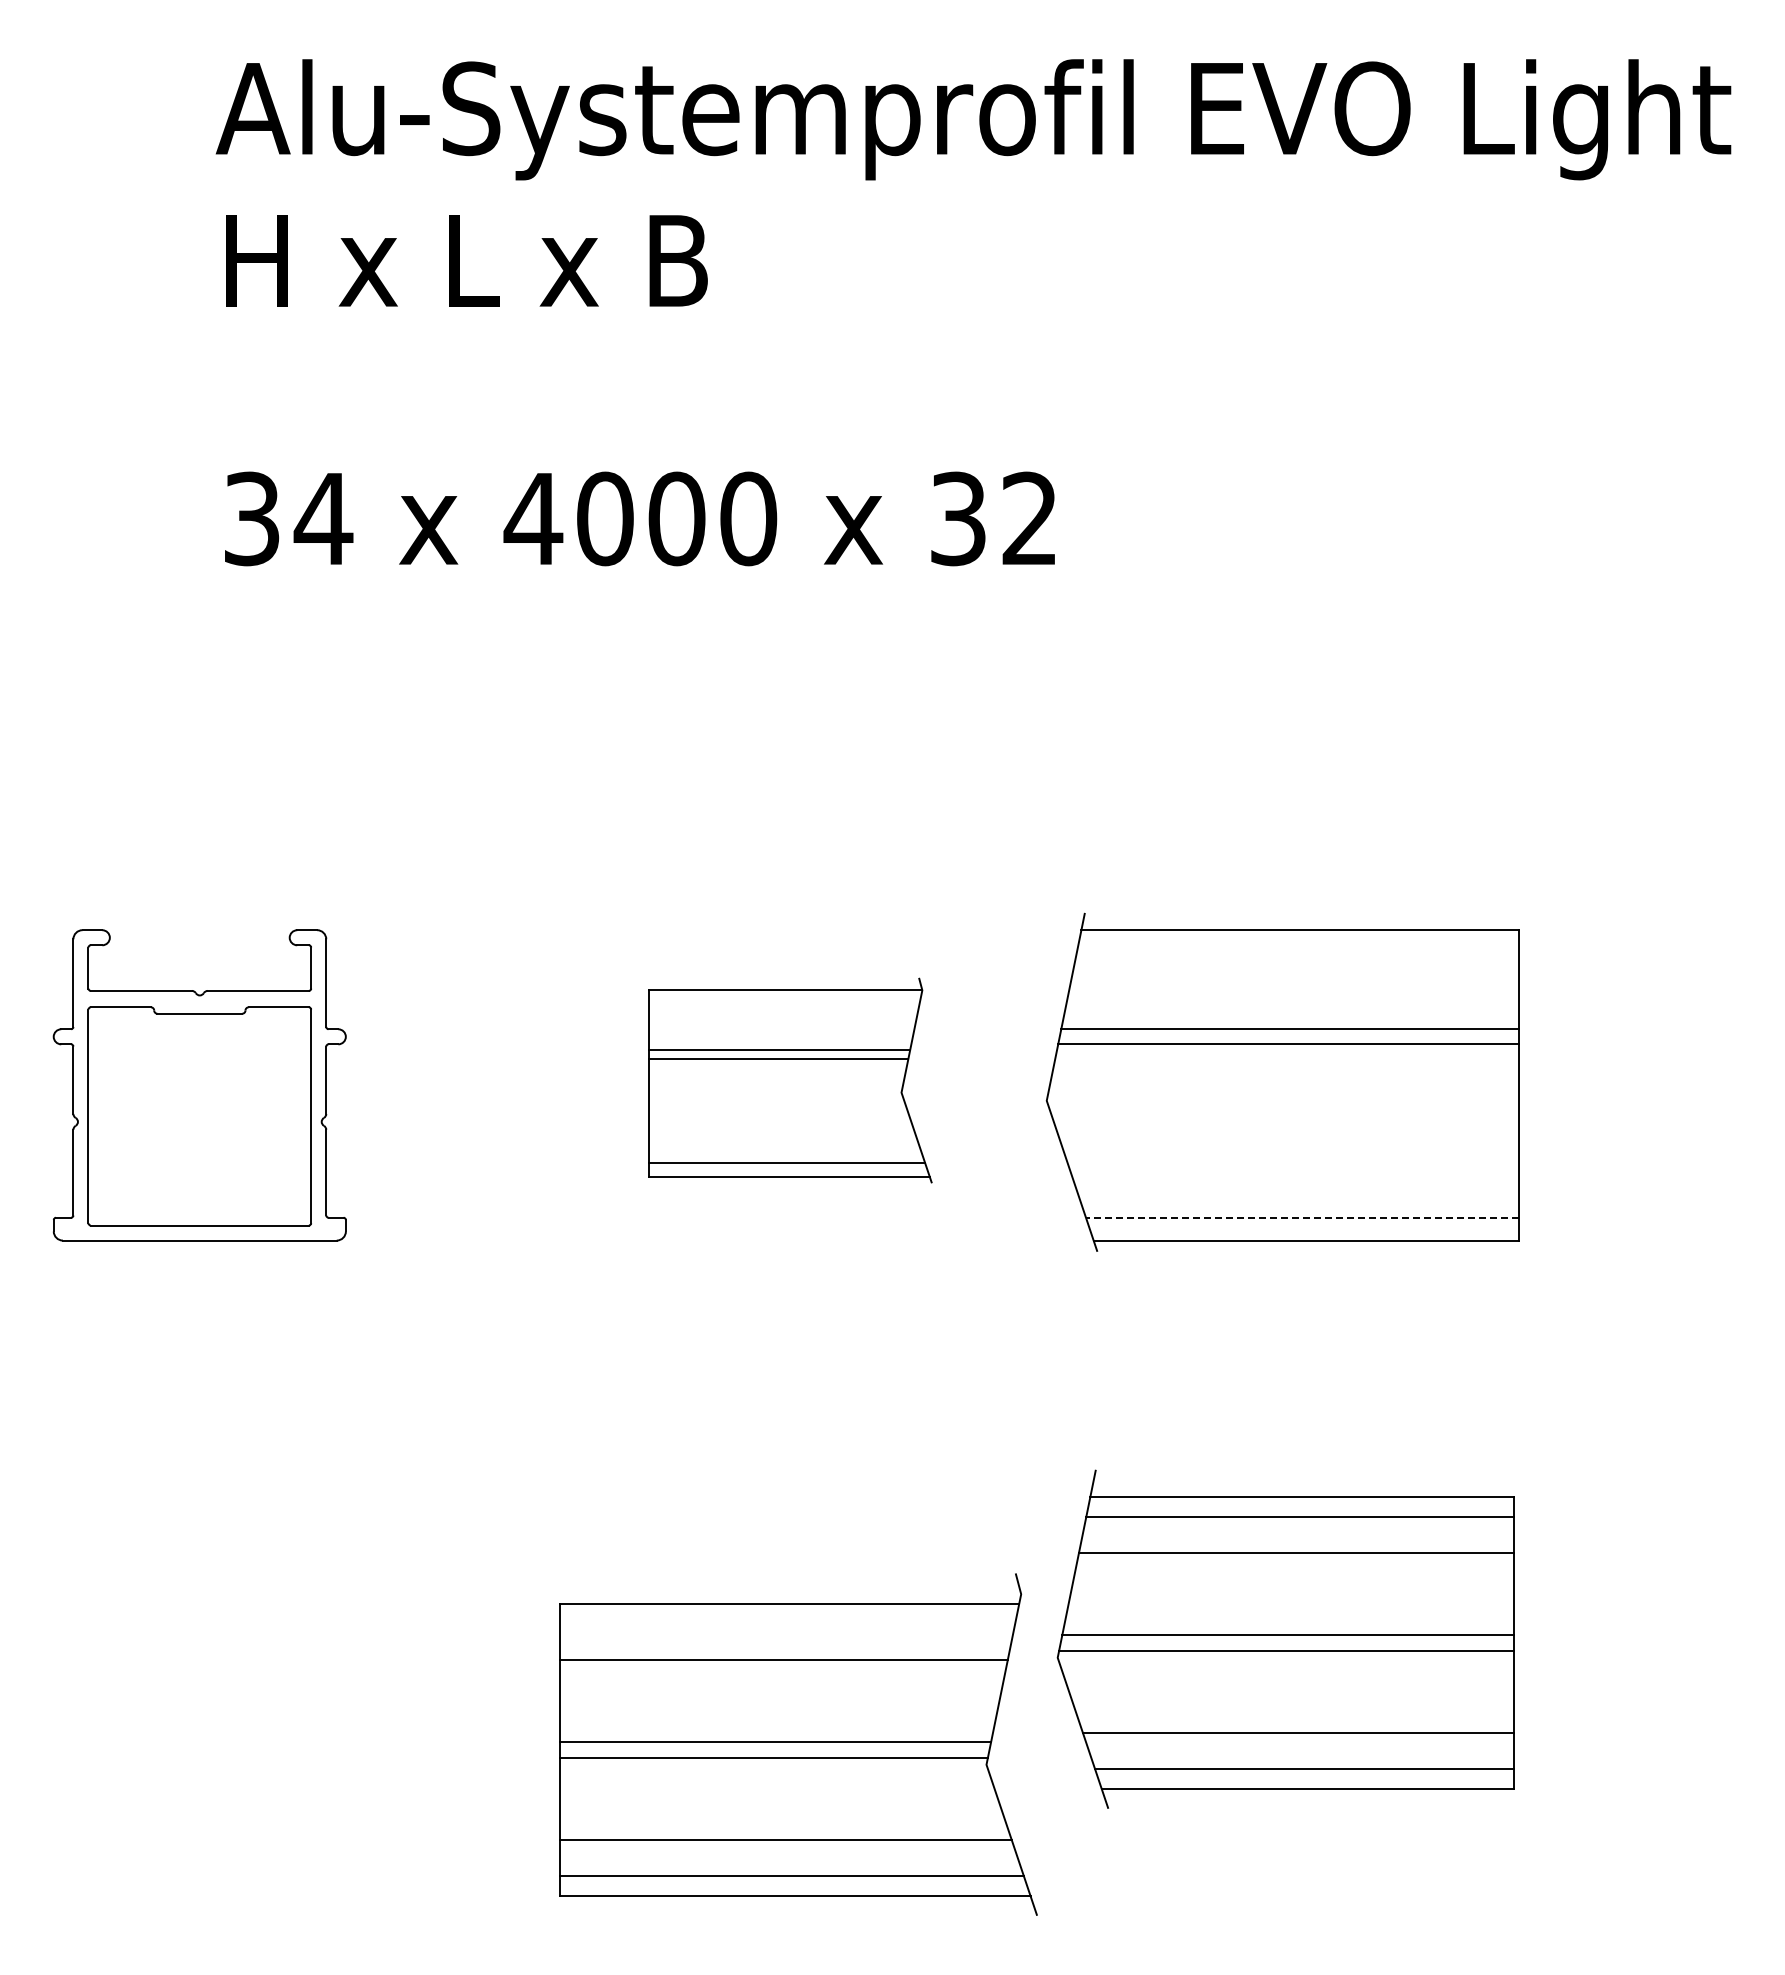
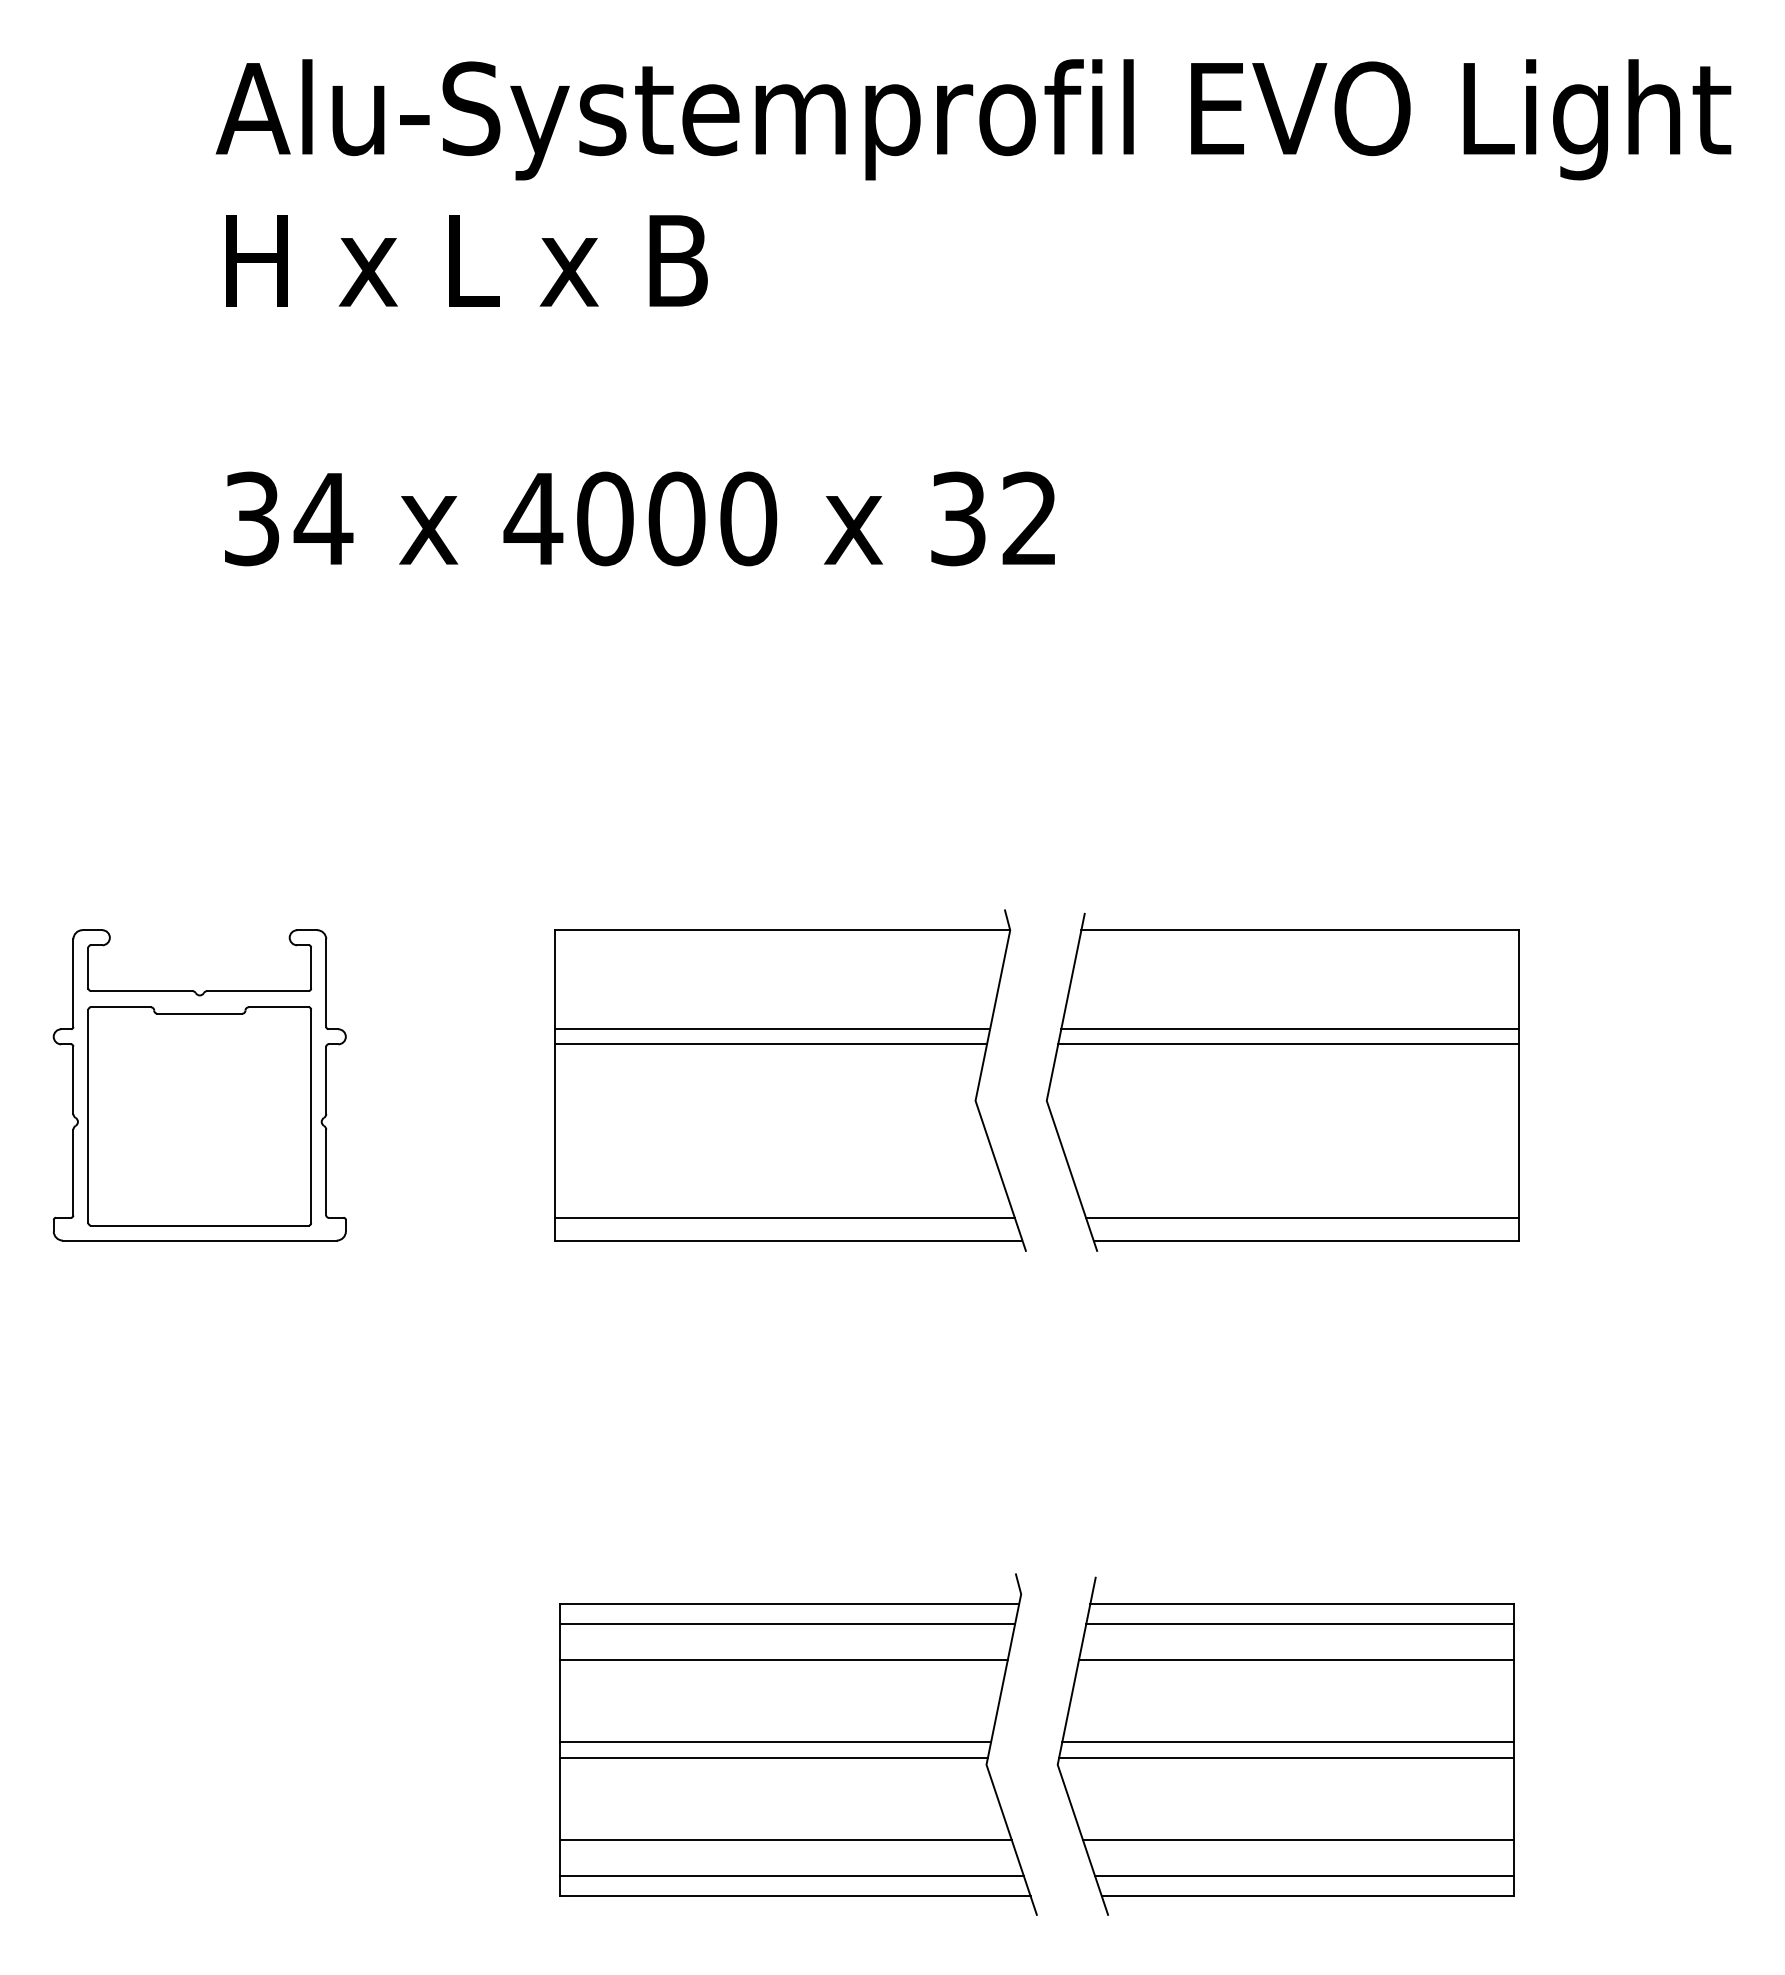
part size: 285x207 px -> 473x343 px (790, 1080)
line: dashed -> solid (1301, 1217)
line: none -> present (787, 1623)
part position: (1285, 1638) -> (1285, 1745) (1285, 1745)
